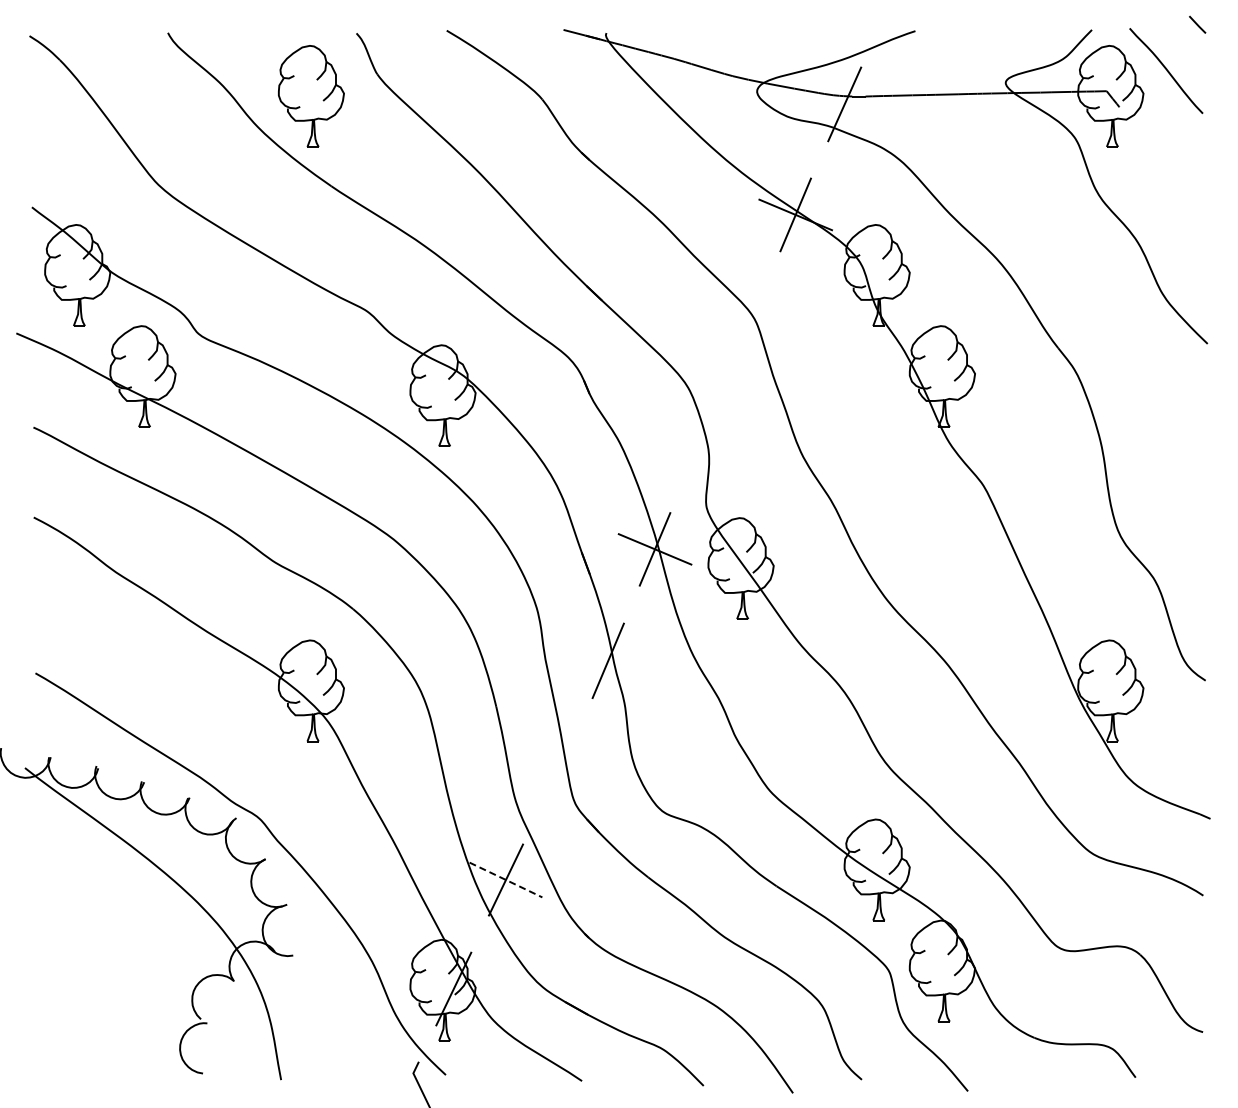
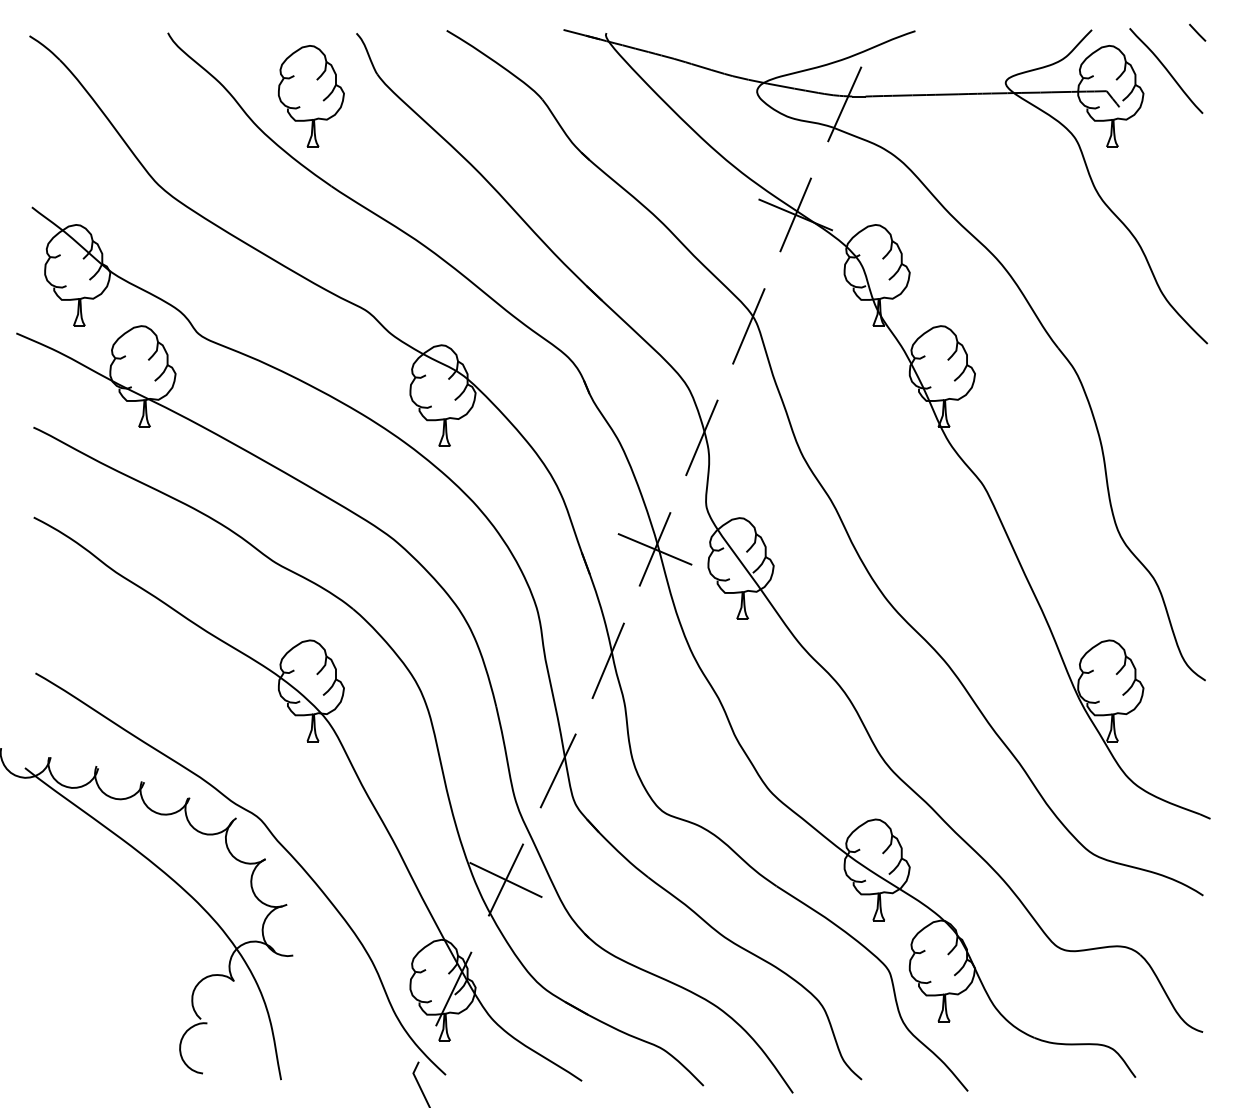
line position: (1197, 24) -> (1197, 32) (1197, 32)
line: none -> present (748, 326)
line: none -> present (701, 437)
line: none -> present (557, 770)
line: dashed -> solid (506, 879)
